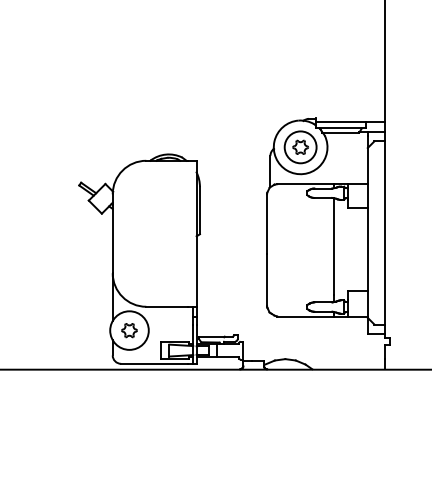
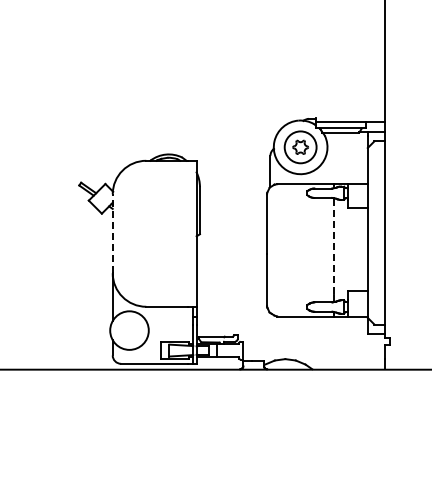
line: solid -> dashed (112, 233)
line: solid -> dashed (334, 247)
part: present -> none (129, 330)
